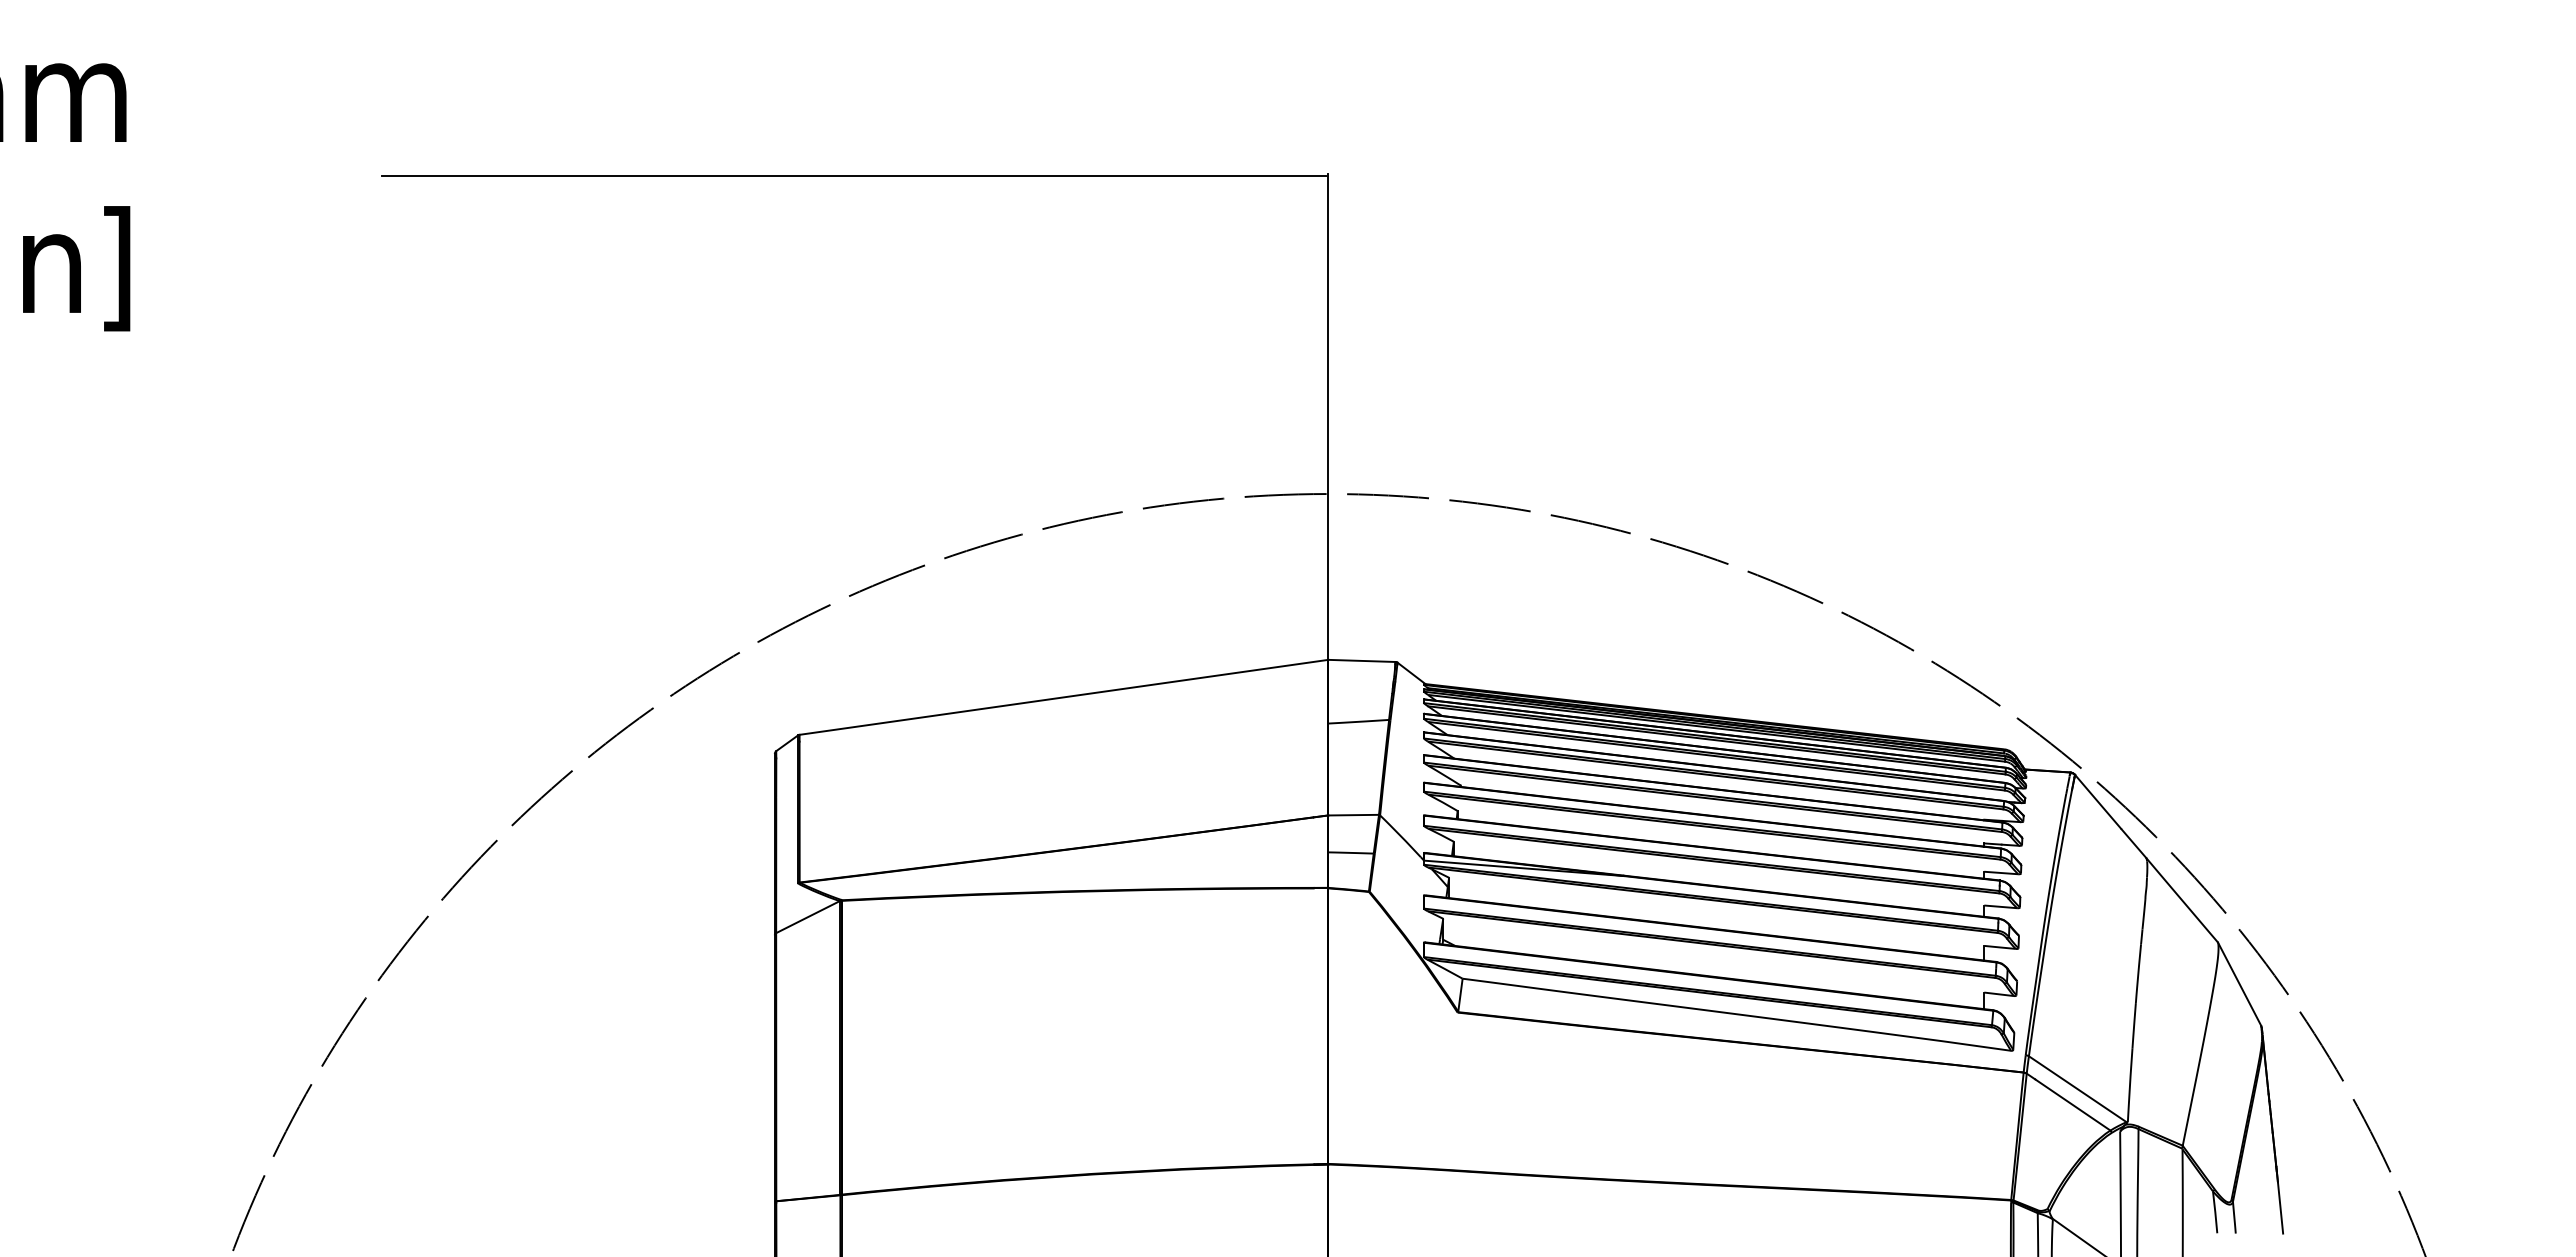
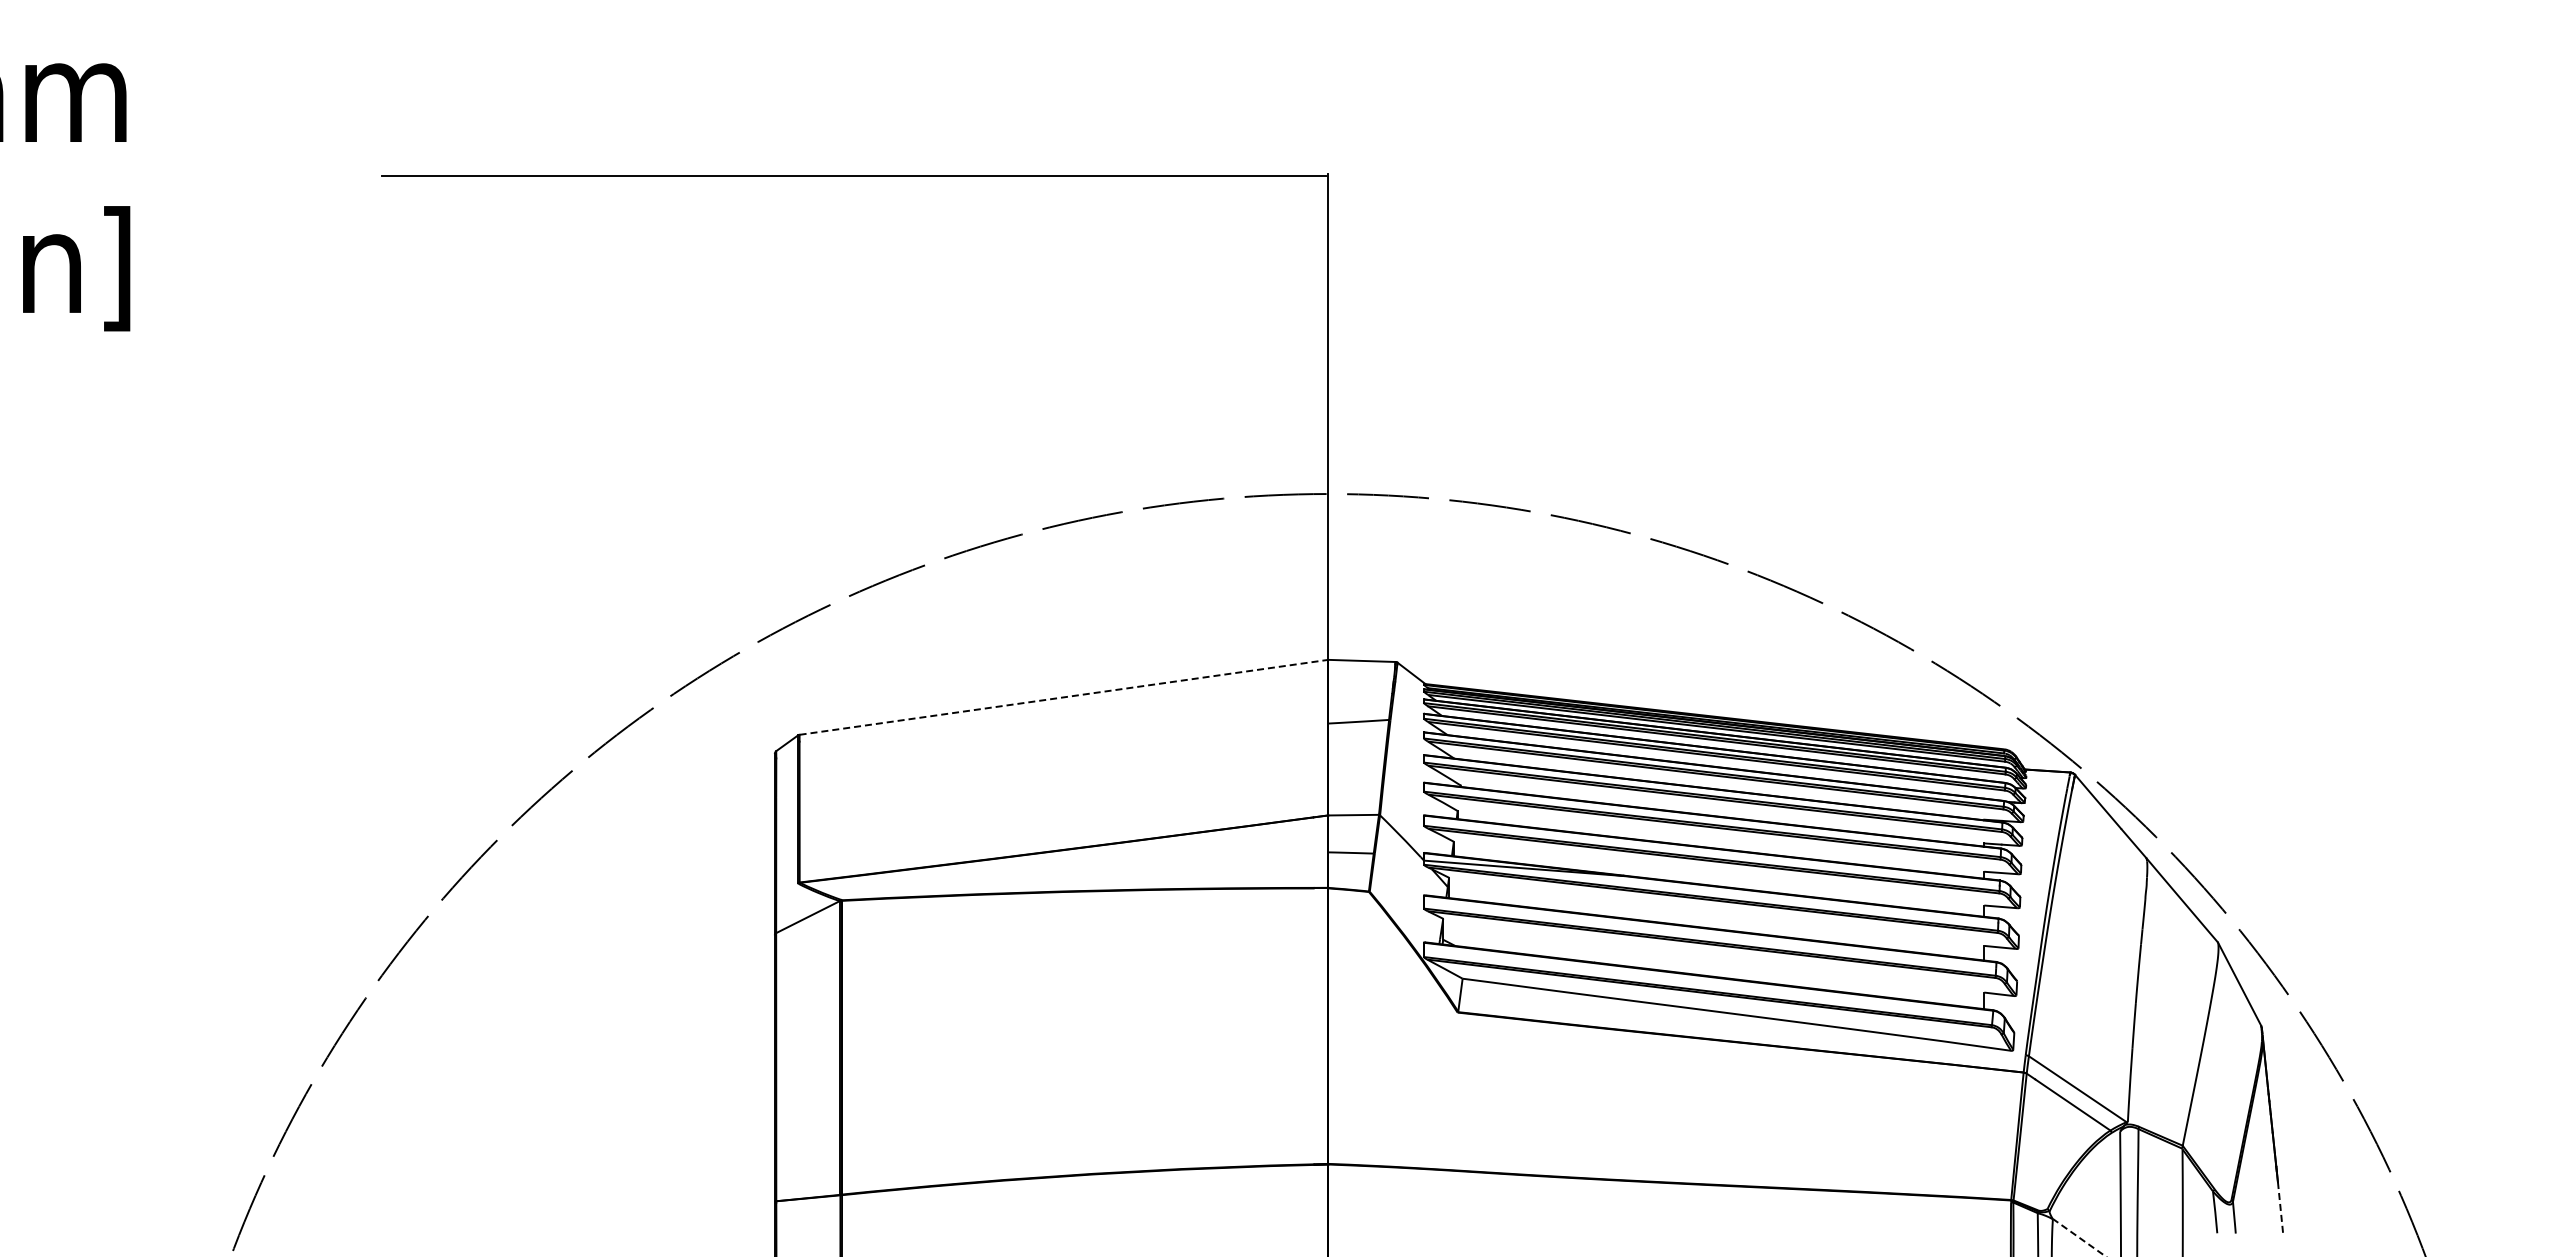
line: solid -> dashed (1063, 697)
line: solid -> dashed (2280, 1207)
line: solid -> dashed (2079, 1237)
